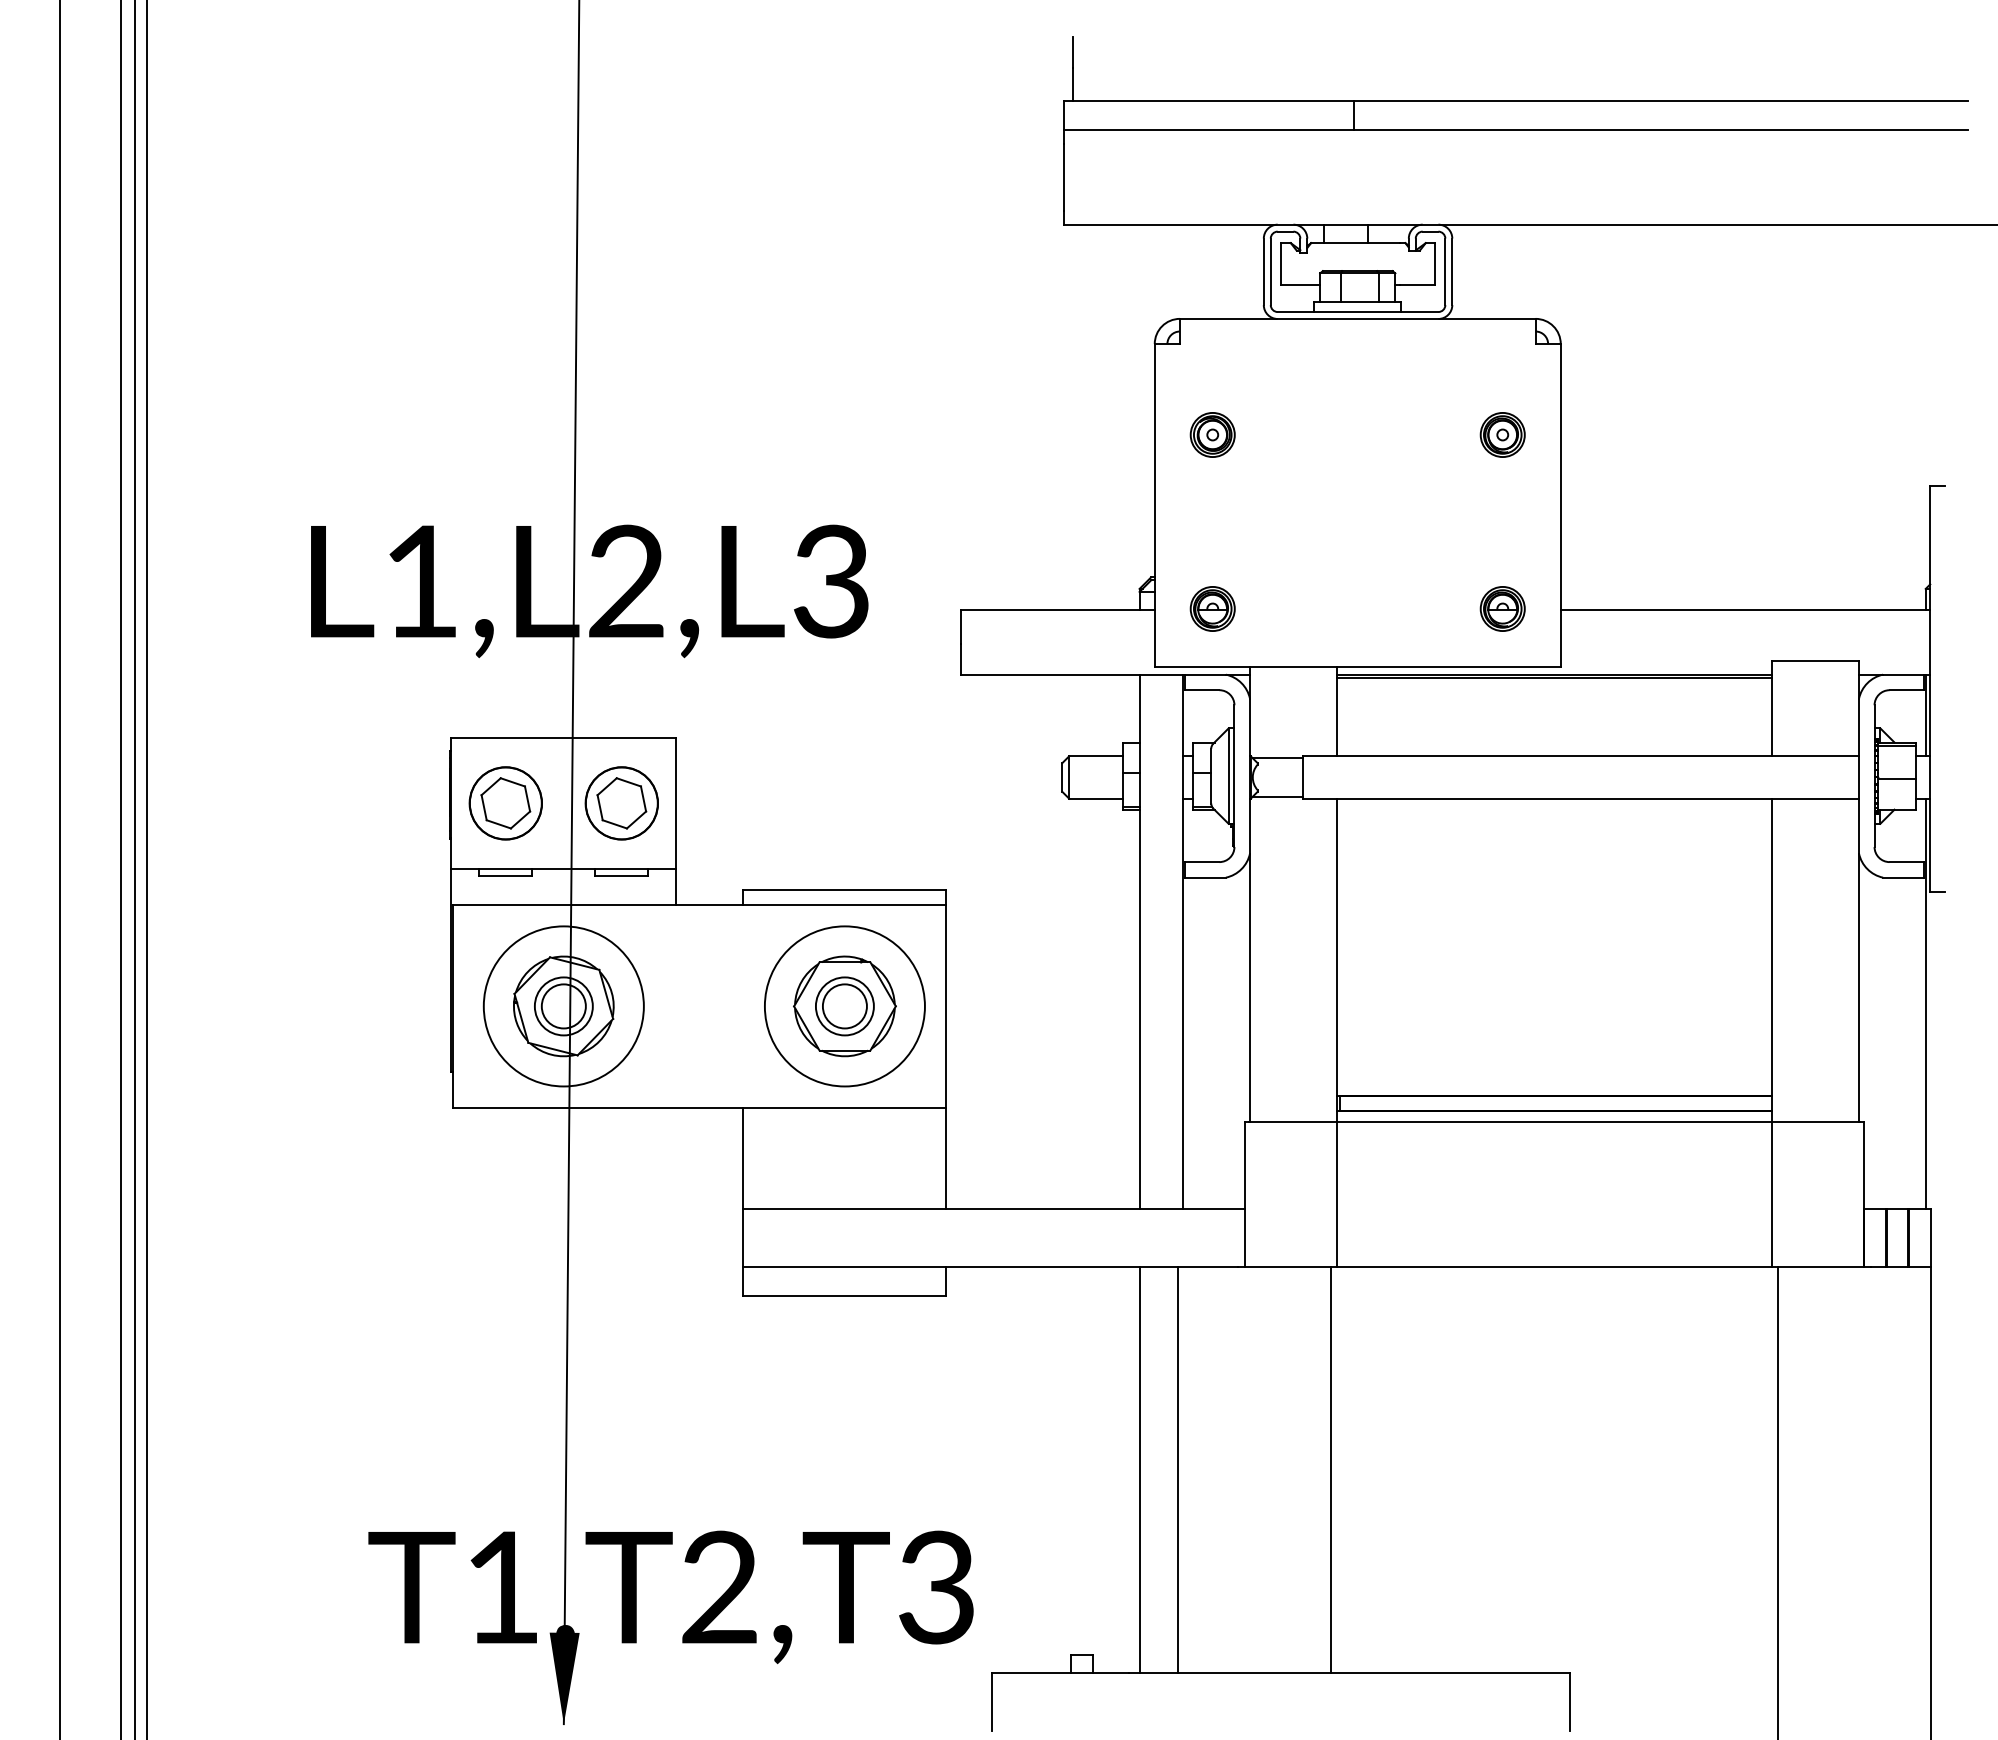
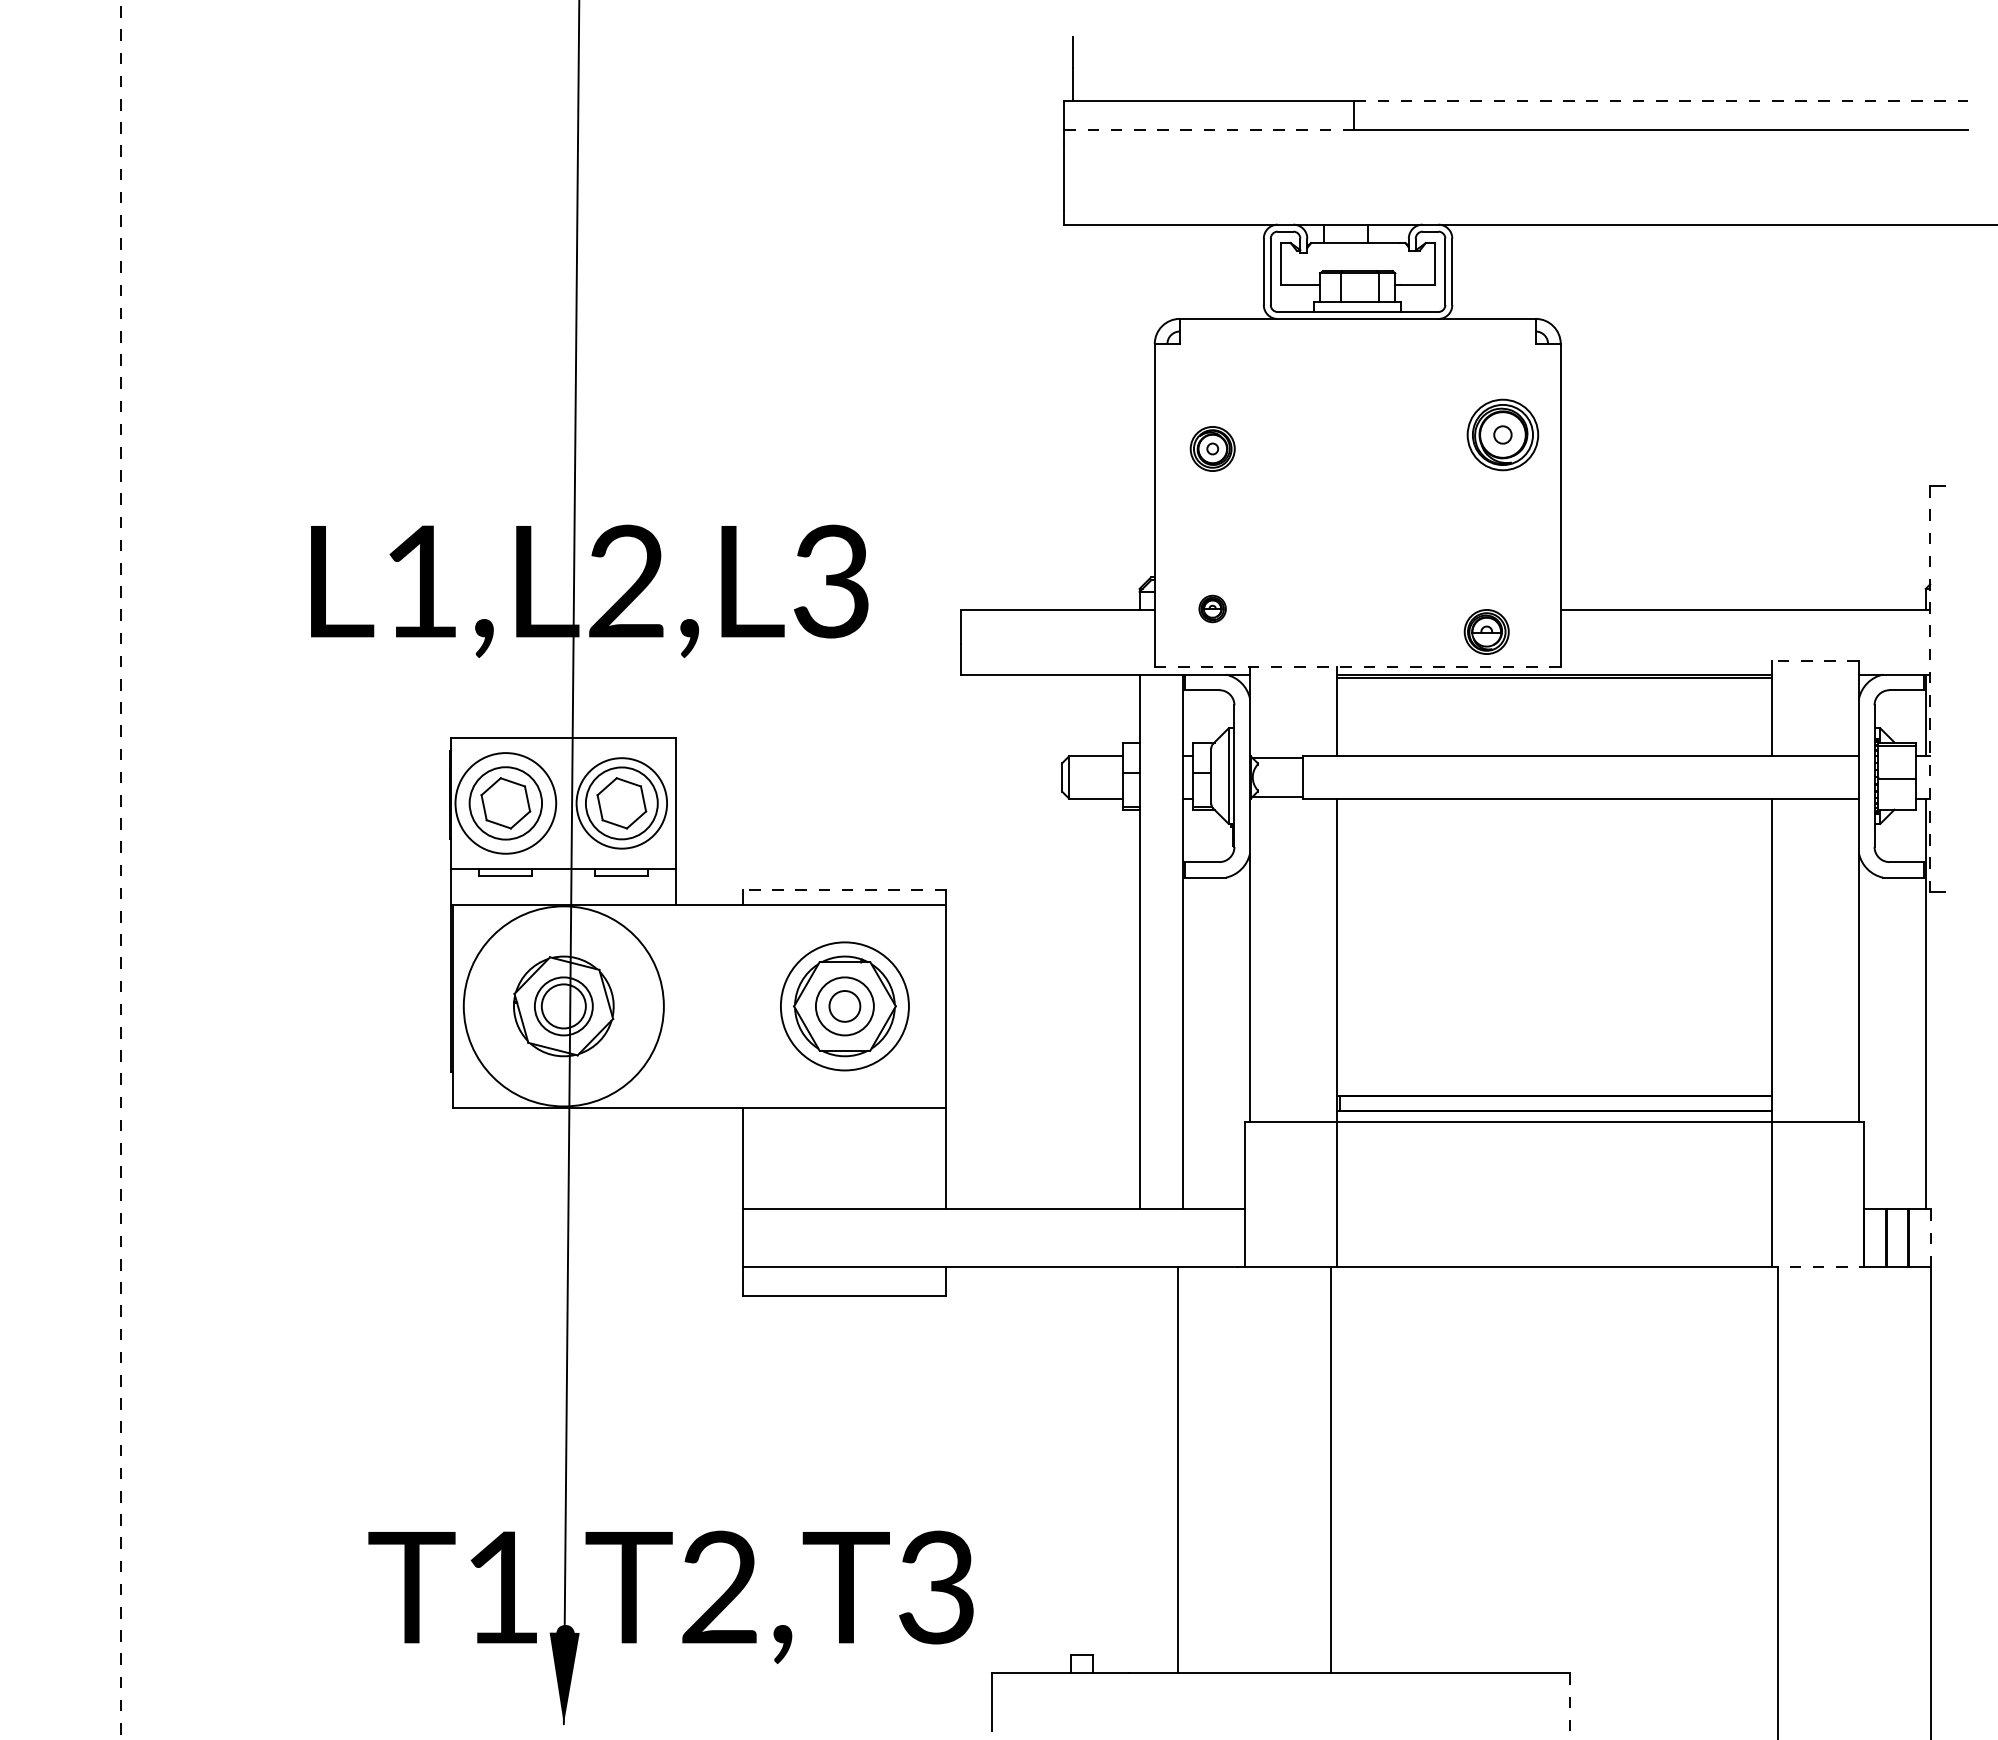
line: solid -> dashed (1661, 101)
line: solid -> dashed (1209, 130)
part position: (1212, 434) -> (1212, 448) (1212, 448)
part size: 47x46 px -> 74x74 px (1502, 434)
part size: 47x46 px -> 29x30 px (1212, 608)
part position: (1502, 608) -> (1486, 631) (1486, 631)
line: solid -> dashed (1815, 661)
line: solid -> dashed (1357, 667)
line: solid -> dashed (1930, 689)
circle diameter: 72 px -> 101 px (505, 803)
circle diameter: 72 px -> 90 px (621, 803)
line: present -> none (59, 869)
line: present -> none (134, 869)
line: present -> none (146, 869)
line: solid -> dashed (121, 870)
line: solid -> dashed (844, 890)
circle diameter: 160 px -> 200 px (563, 1006)
circle diameter: 160 px -> 128 px (844, 1006)
circle diameter: 44 px -> 31 px (844, 1006)
line: solid -> dashed (1930, 1238)
line: solid -> dashed (1823, 1267)
line: present -> none (1139, 1470)
line: solid -> dashed (1569, 1701)
